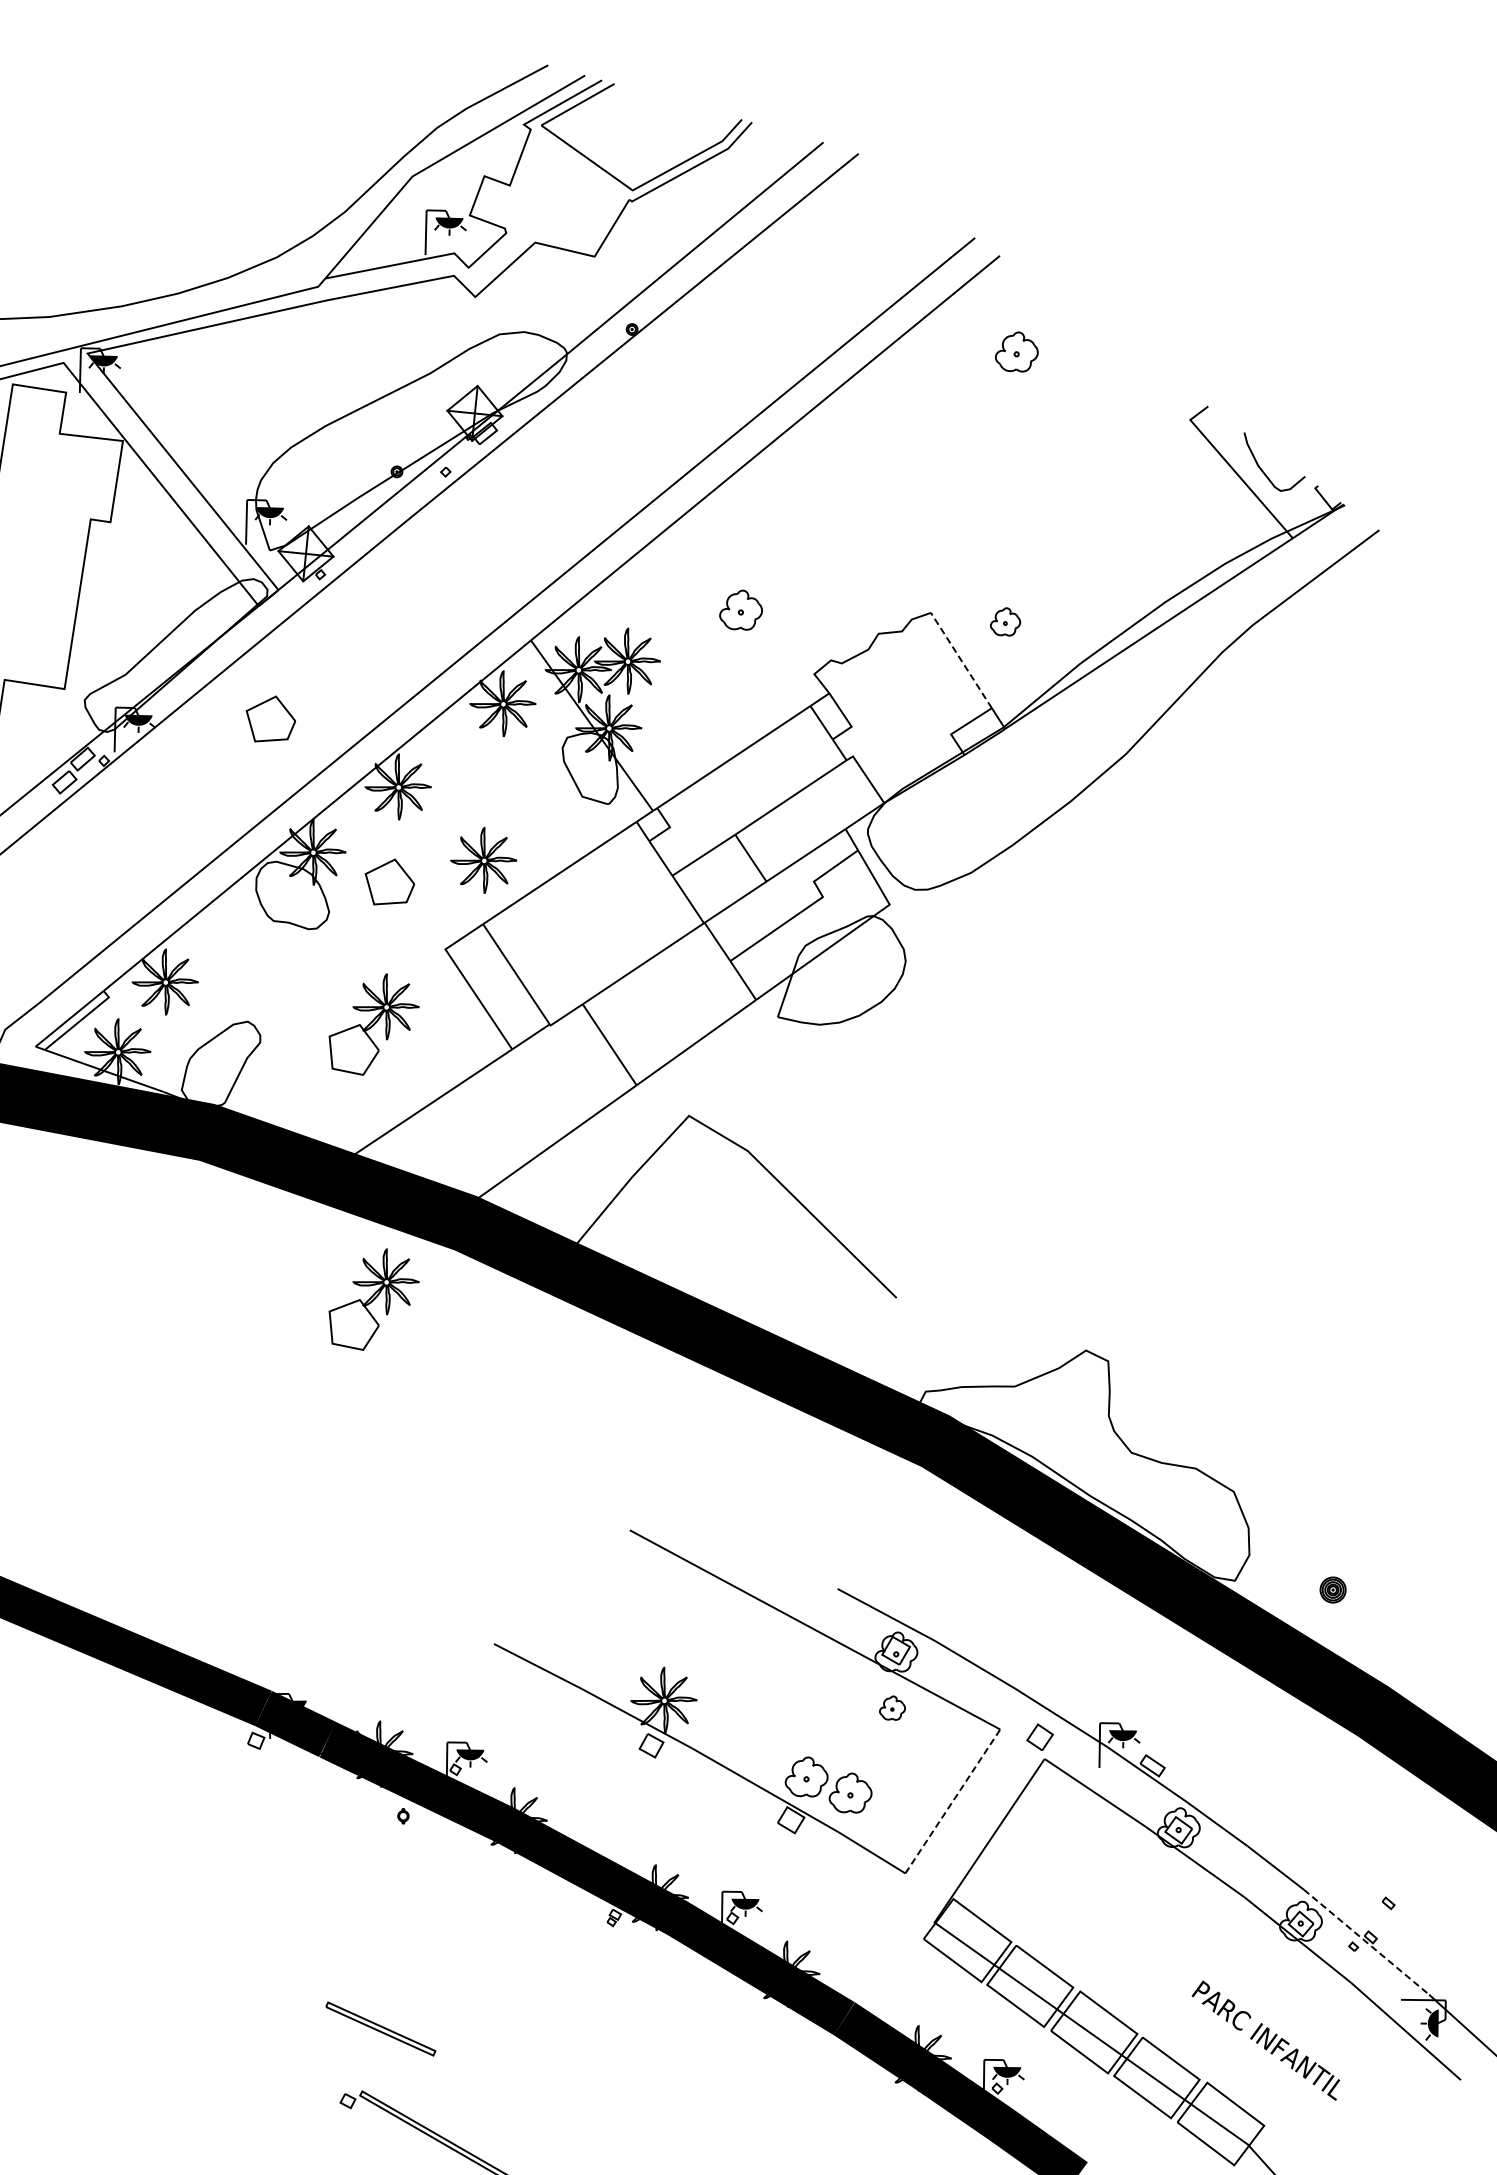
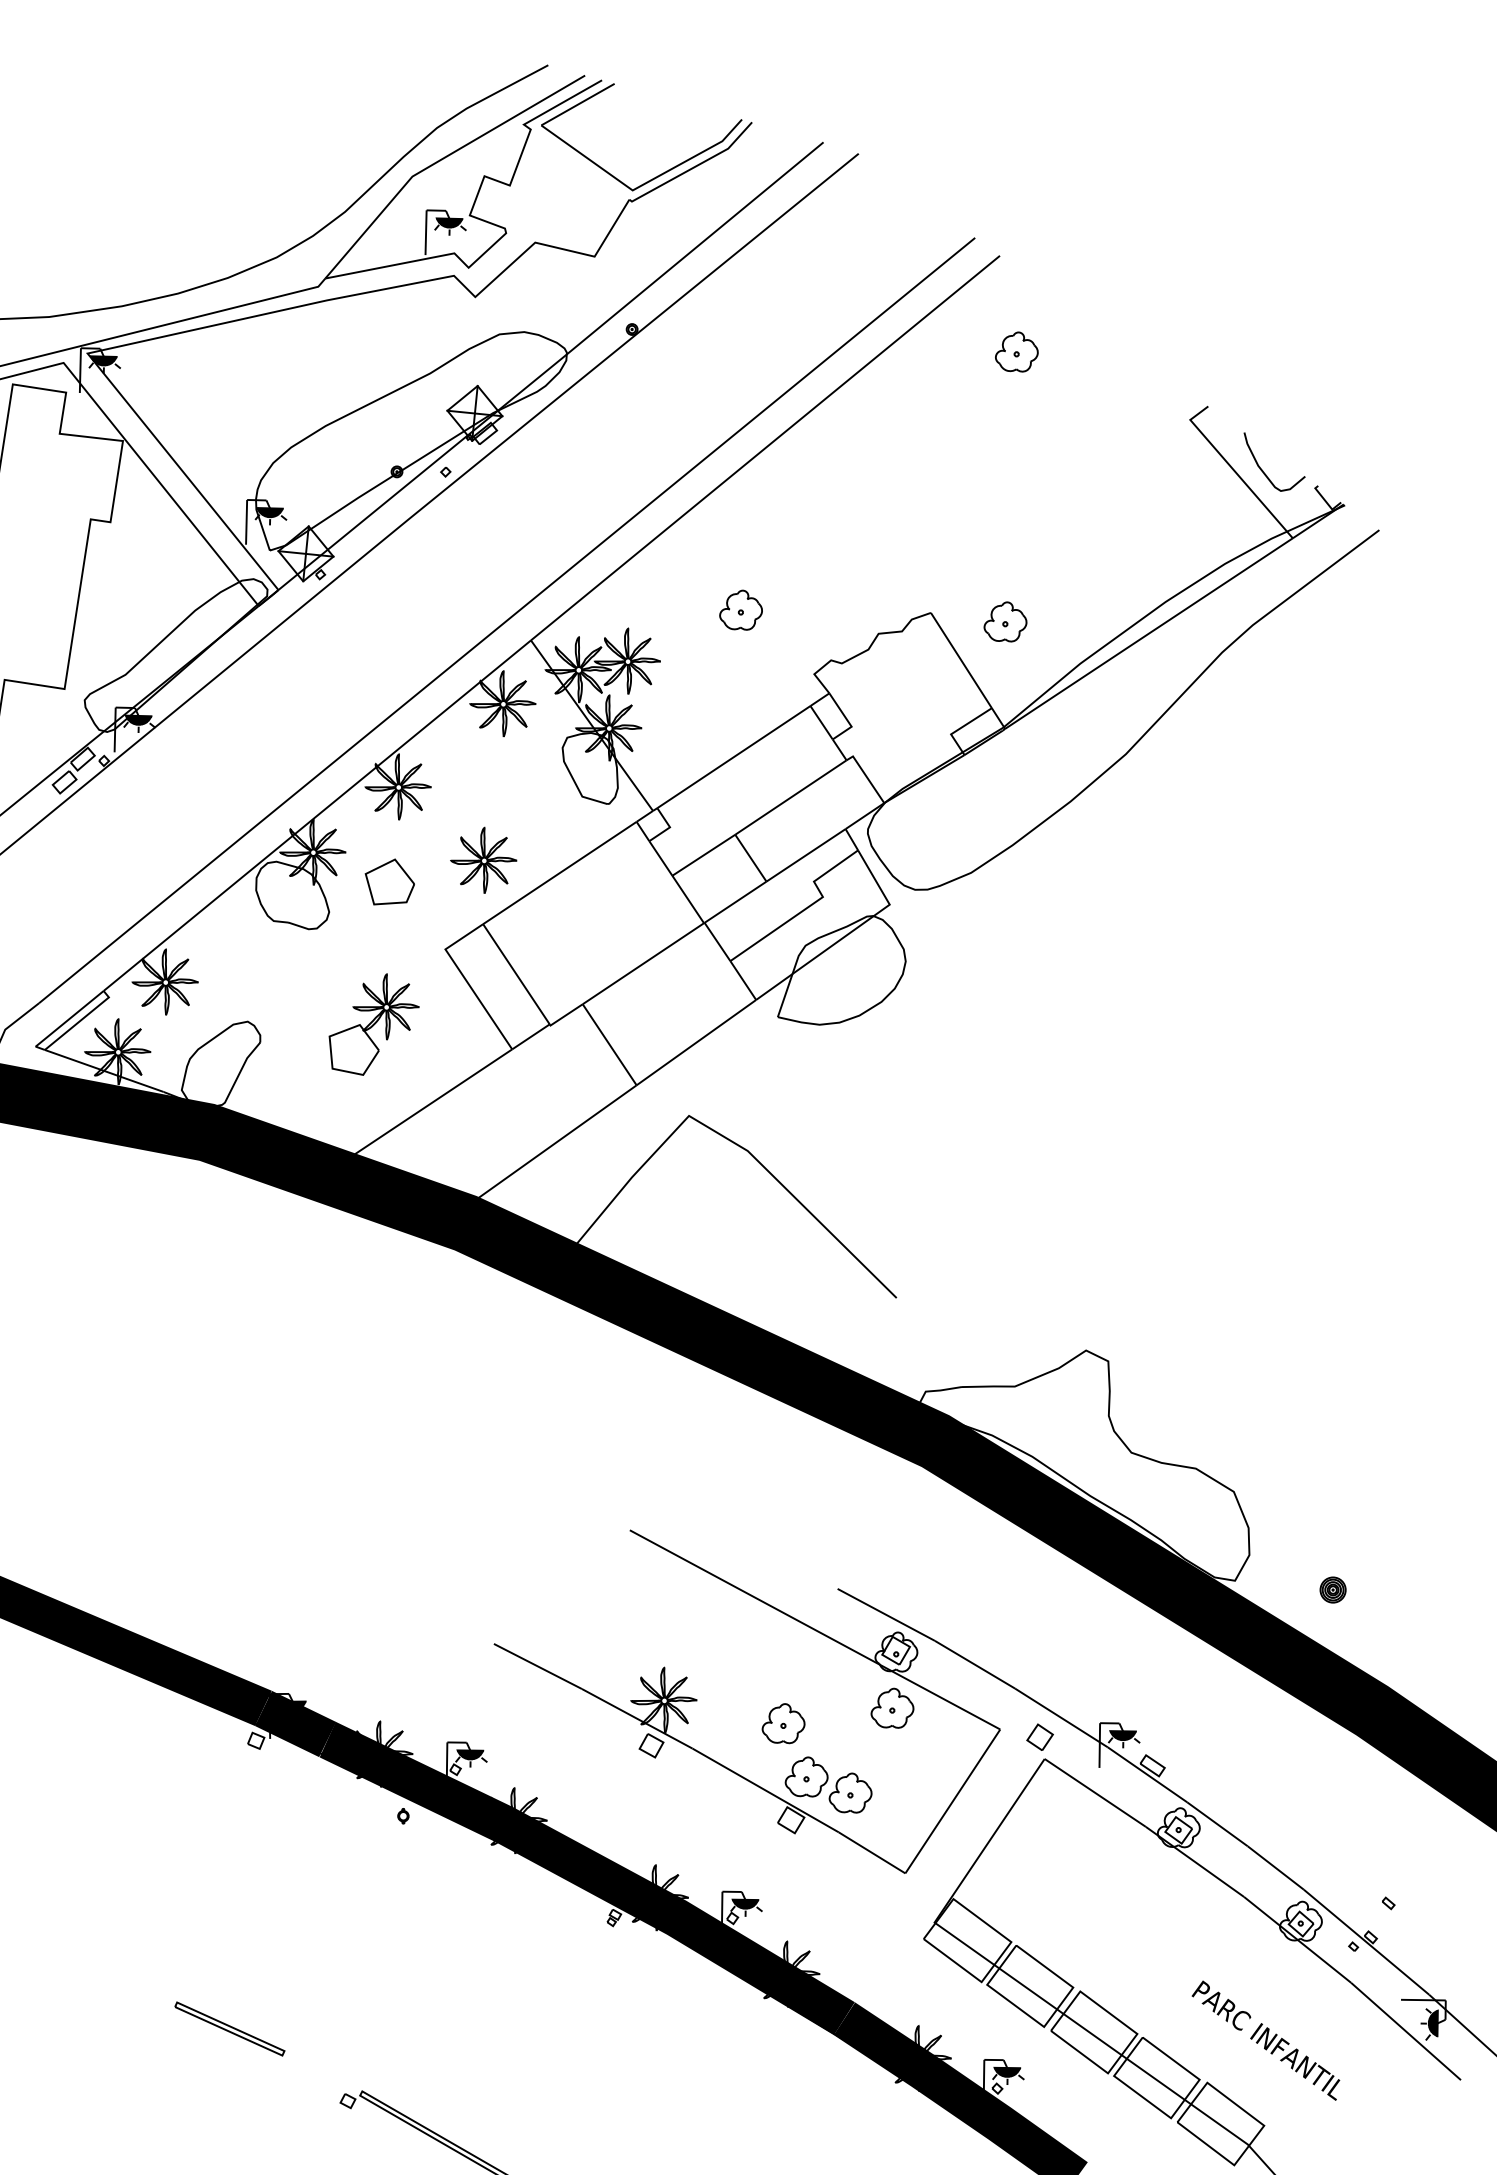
part size: 32x30 px -> 45x42 px (1005, 621)
line: dashed -> solid (961, 660)
part: present -> none (270, 718)
part: present -> none (373, 1299)
part size: 27x26 px -> 45x42 px (892, 1707)
part: none -> present (783, 1723)
line: dashed -> solid (953, 1801)
line: dashed -> solid (1366, 1942)
part position: (380, 2028) -> (229, 2028) (229, 2028)
